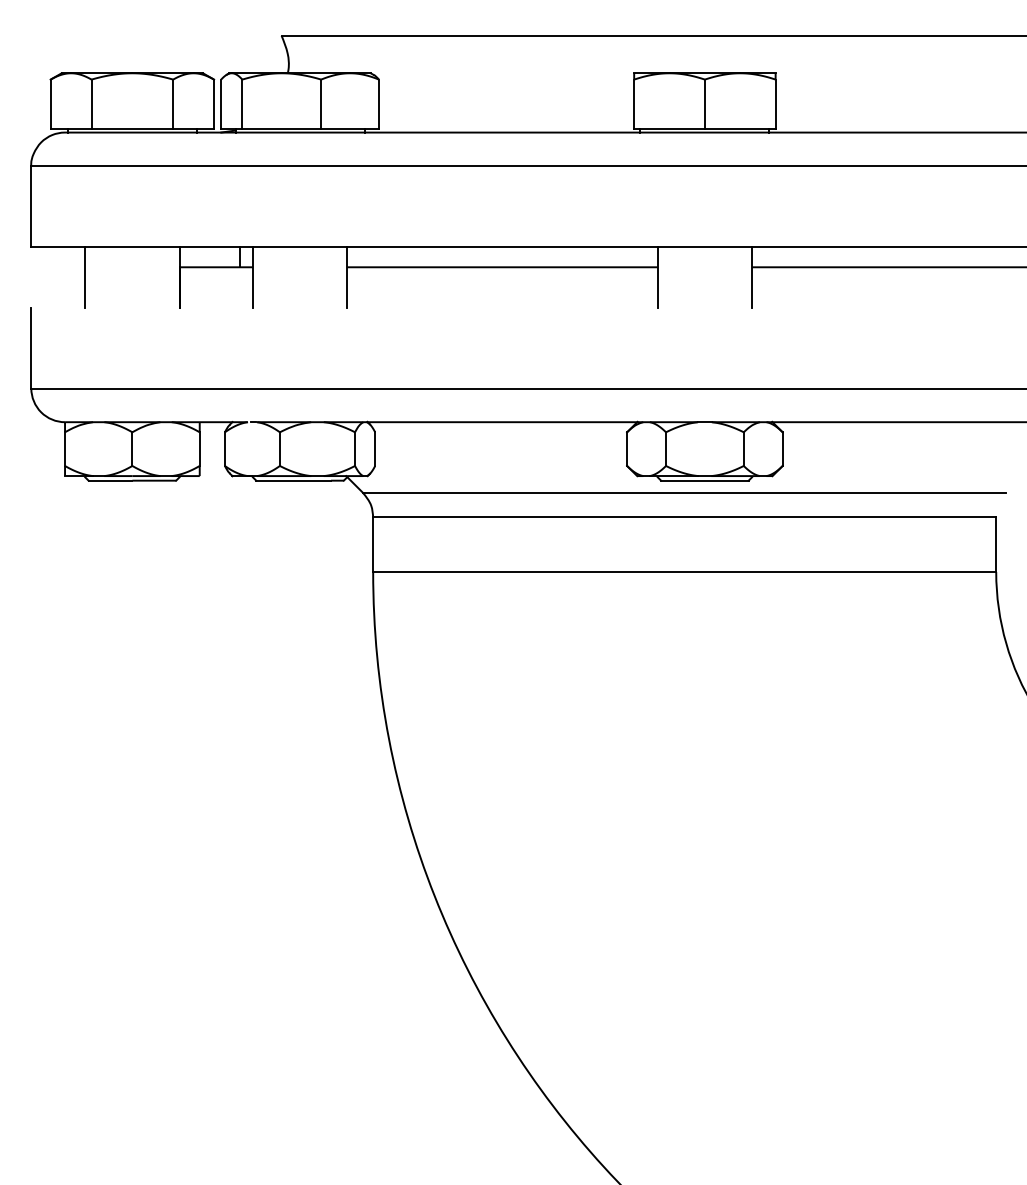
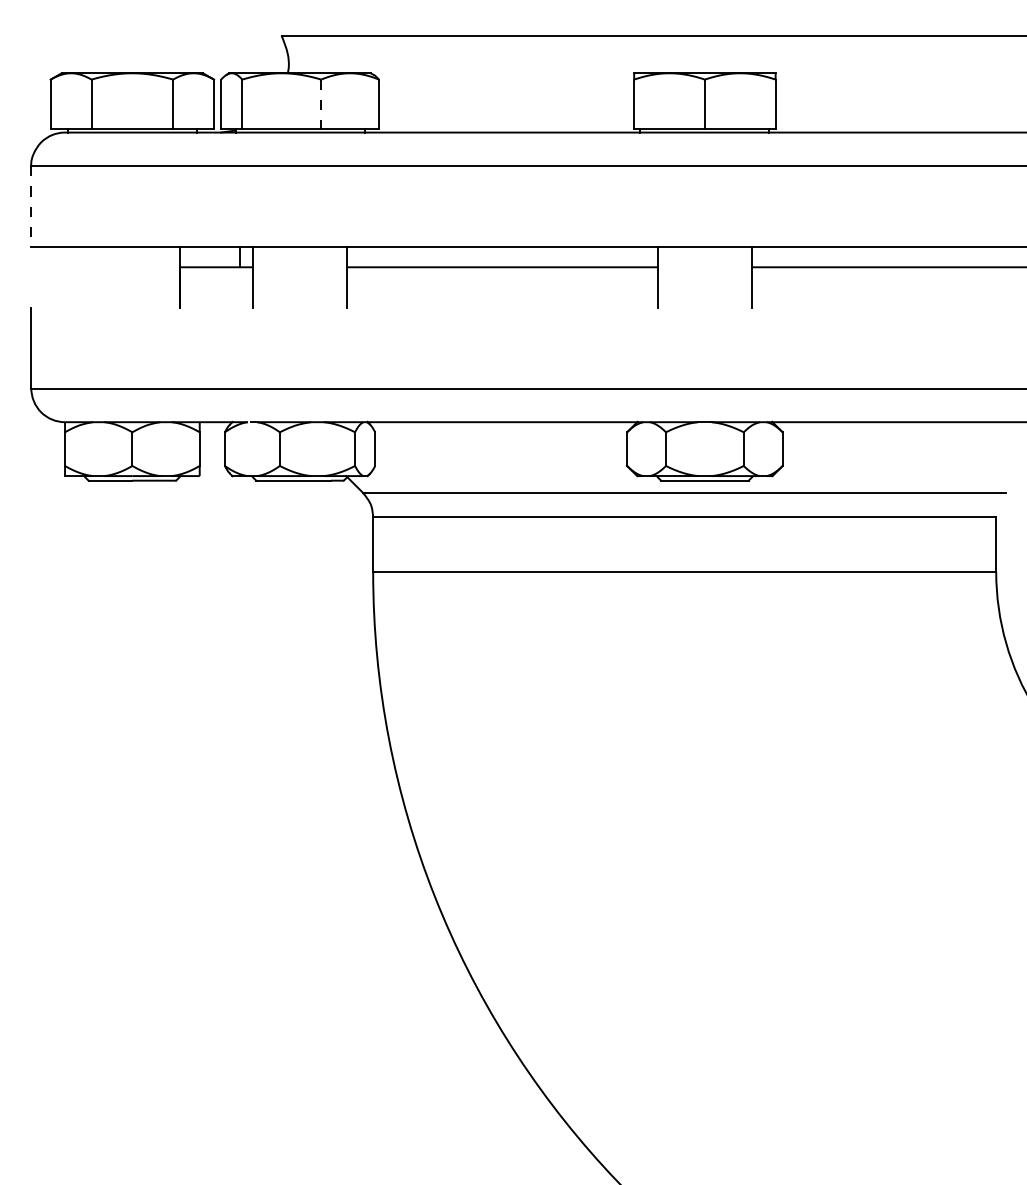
line: solid -> dashed (321, 104)
line: solid -> dashed (31, 207)
line: present -> none (85, 277)
